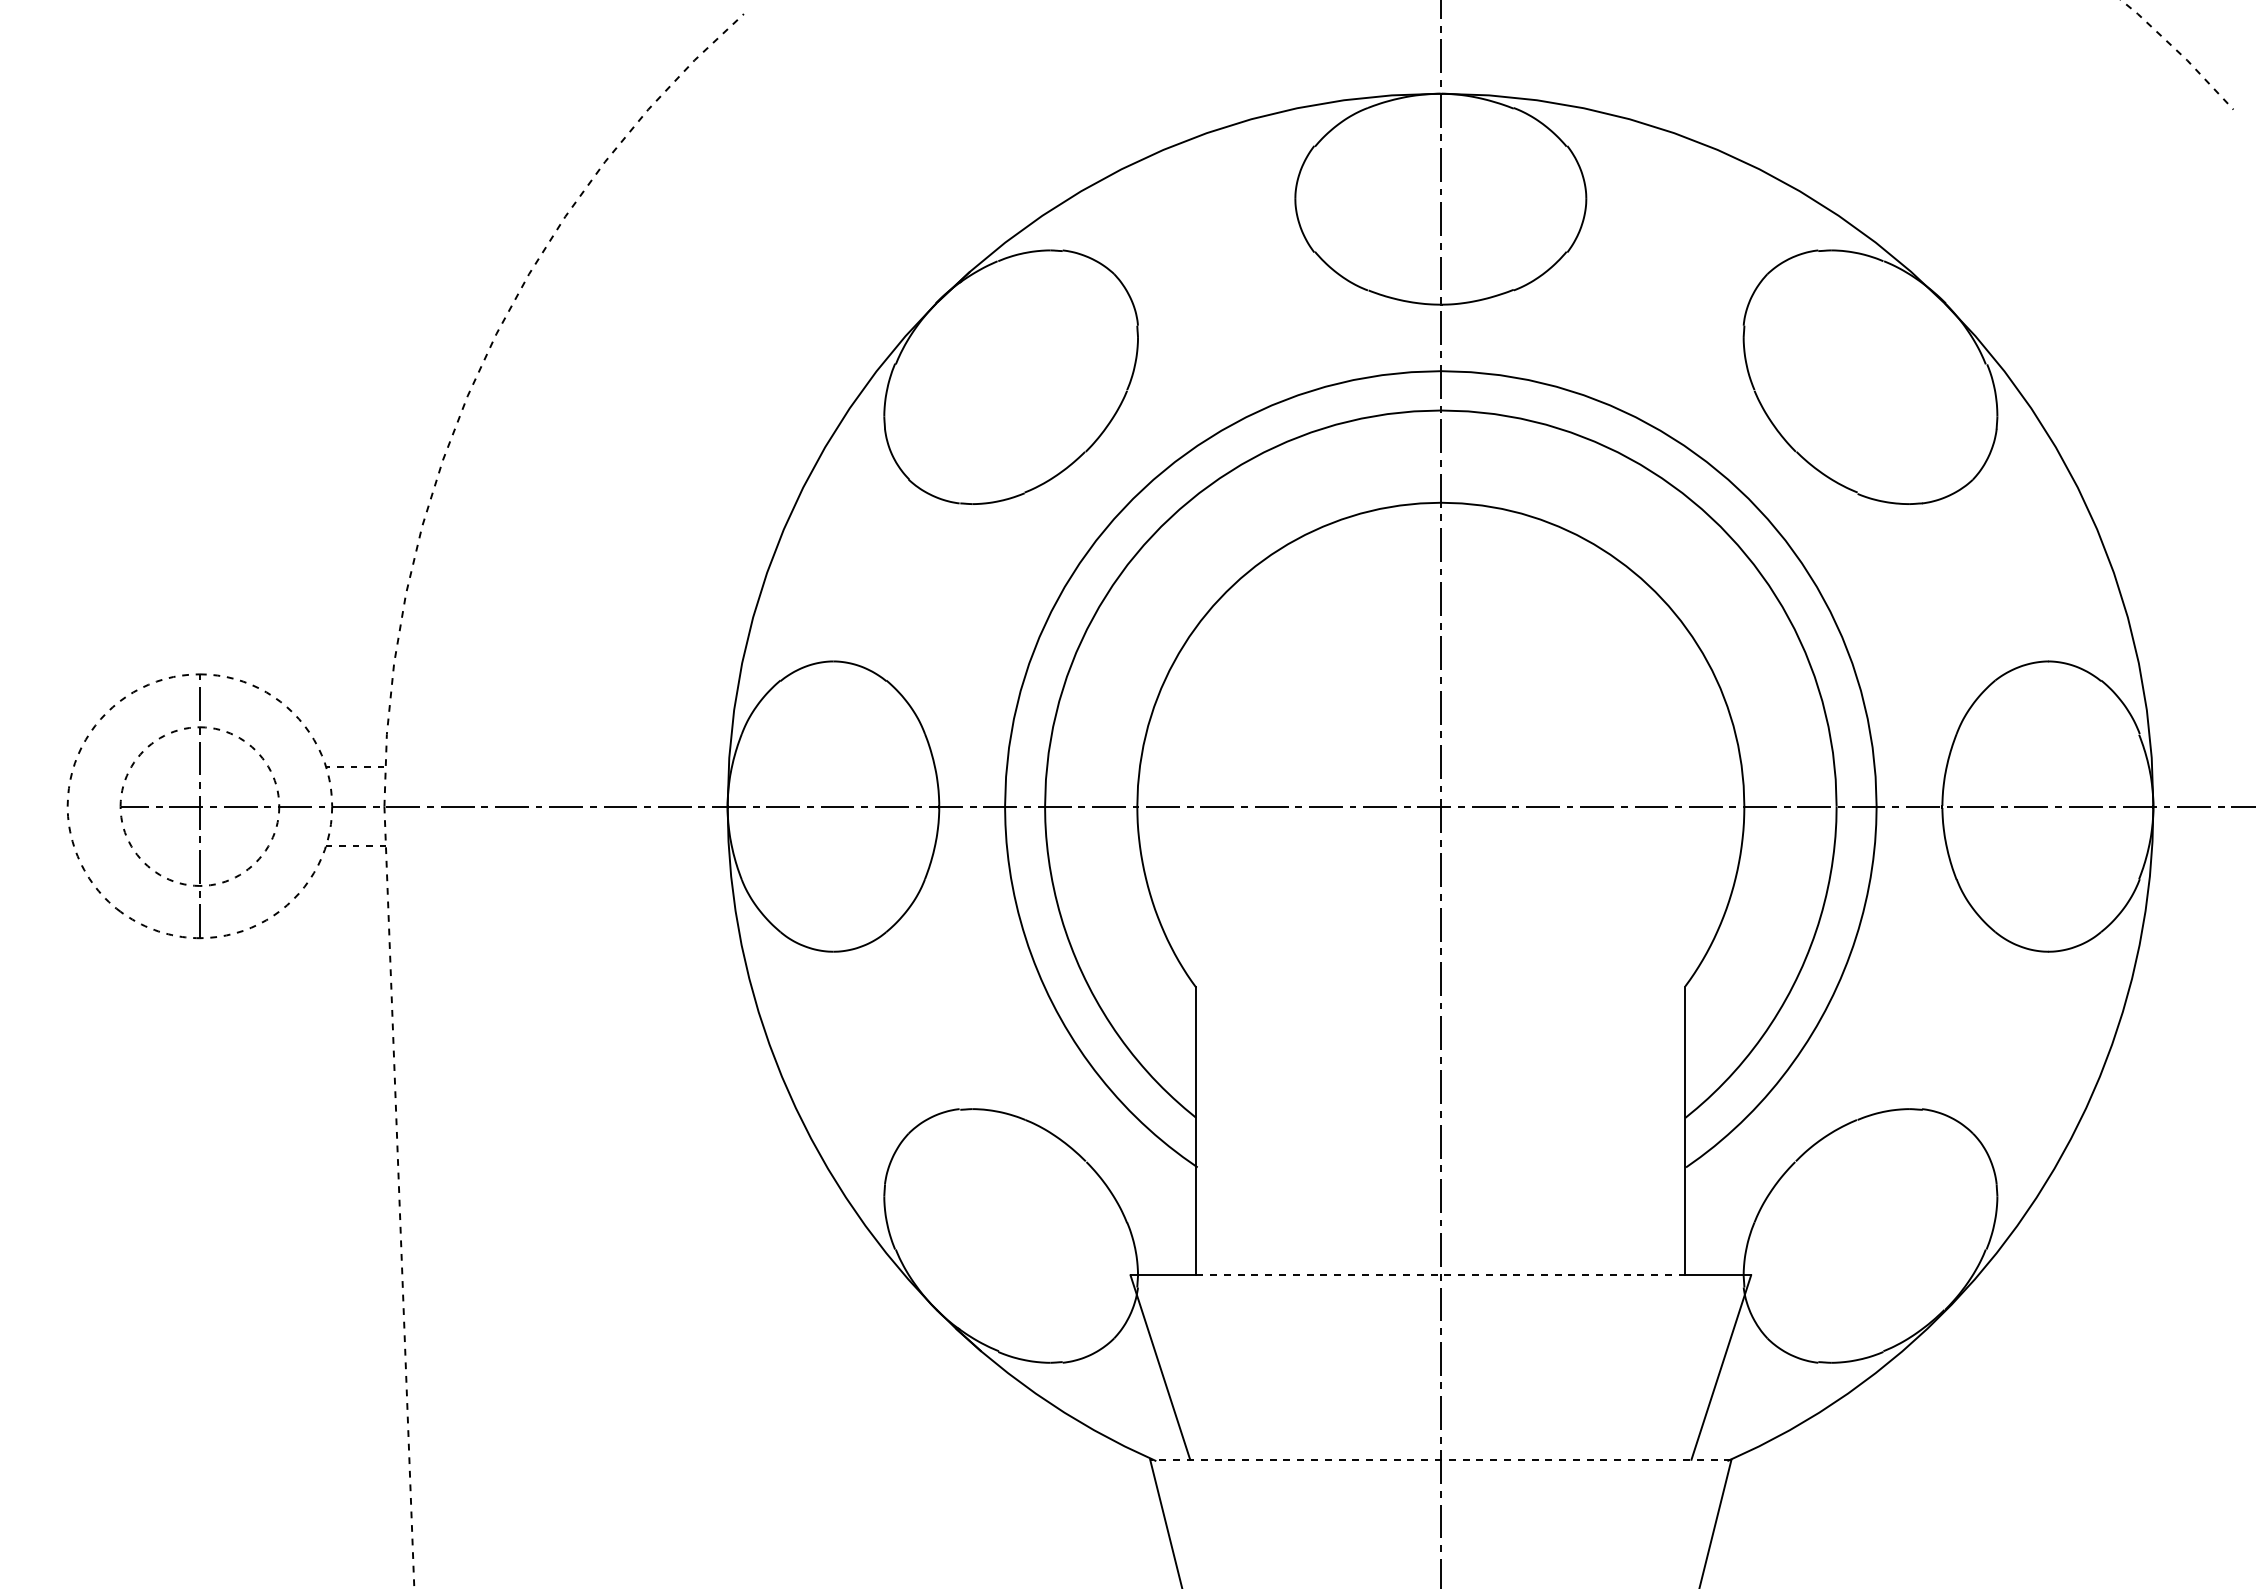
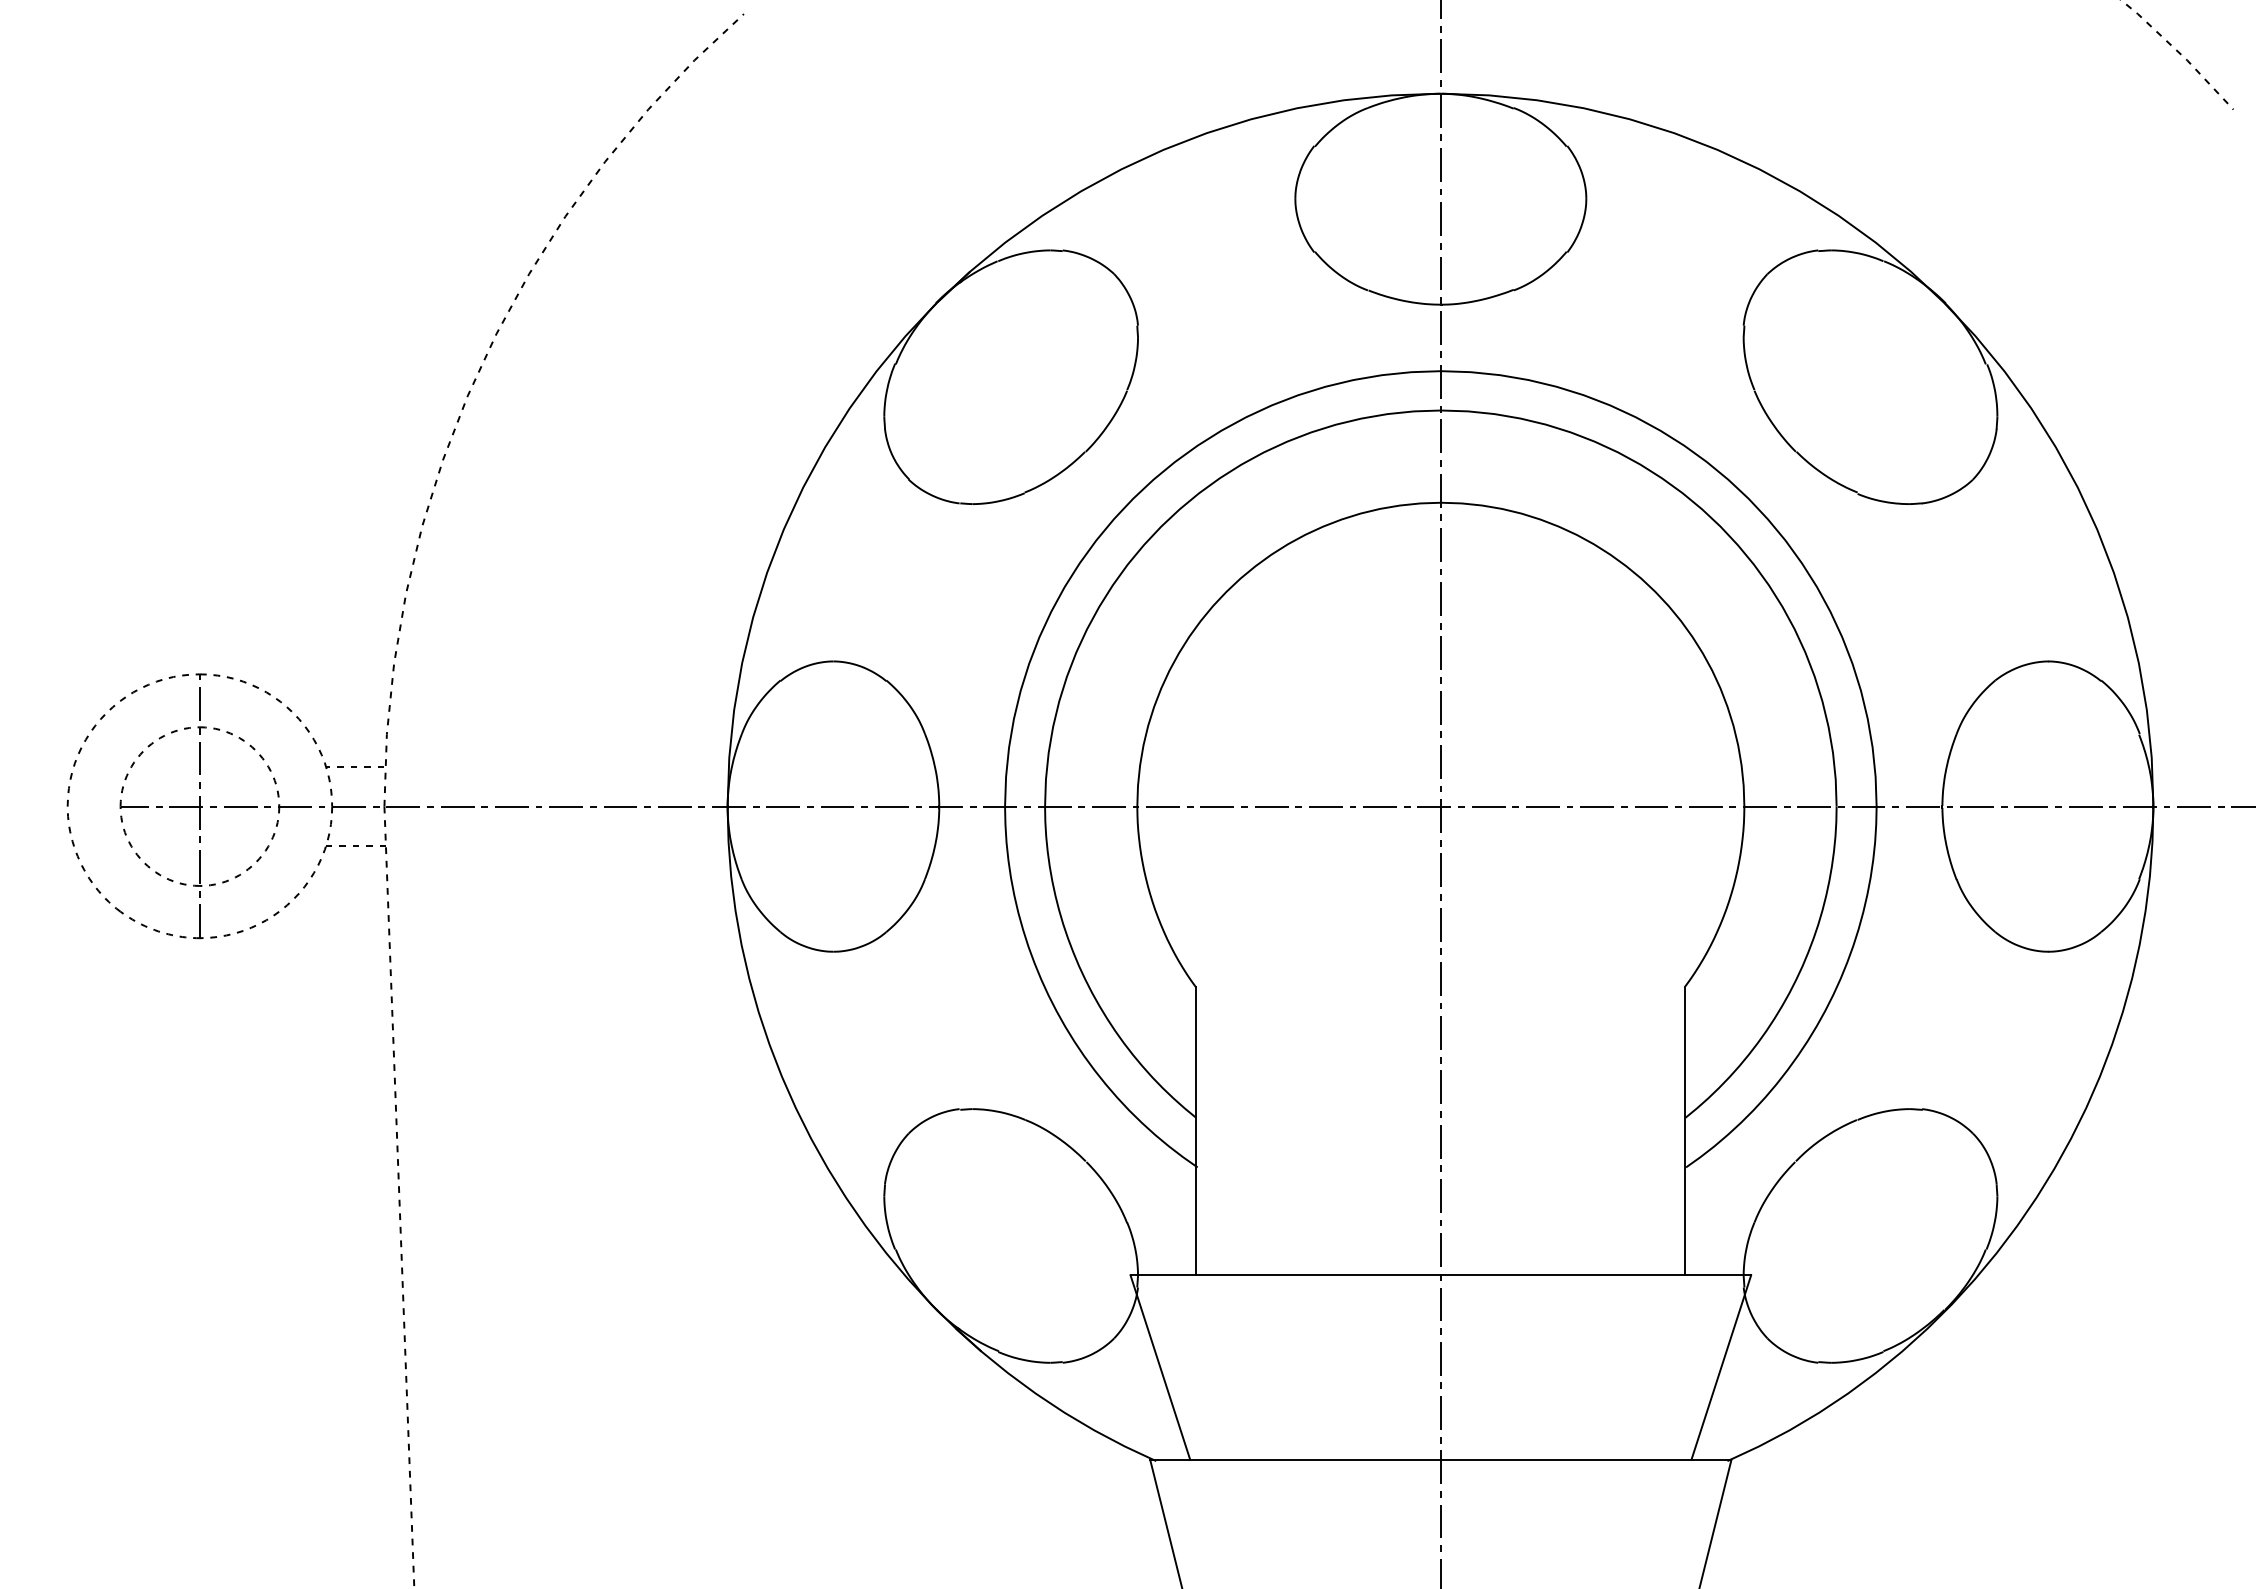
line: dashed -> solid (1440, 1275)
line: dashed -> solid (1440, 1459)
